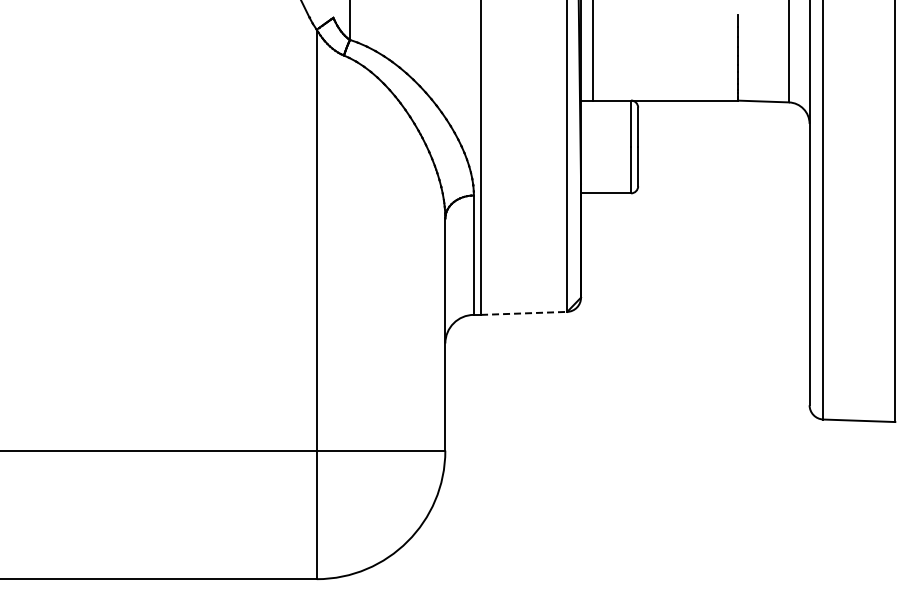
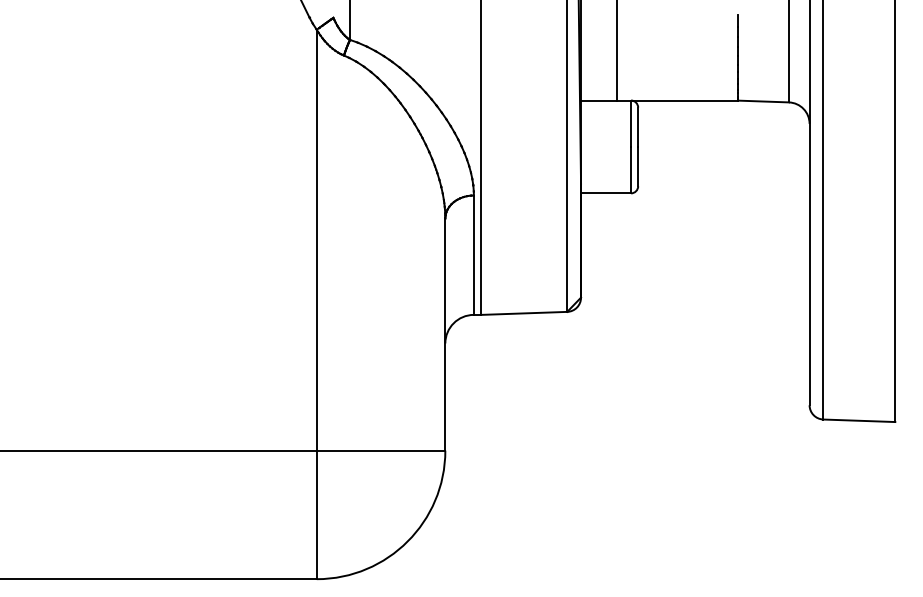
line position: (592, 51) -> (616, 51) (616, 51)
line: dashed -> solid (524, 313)
